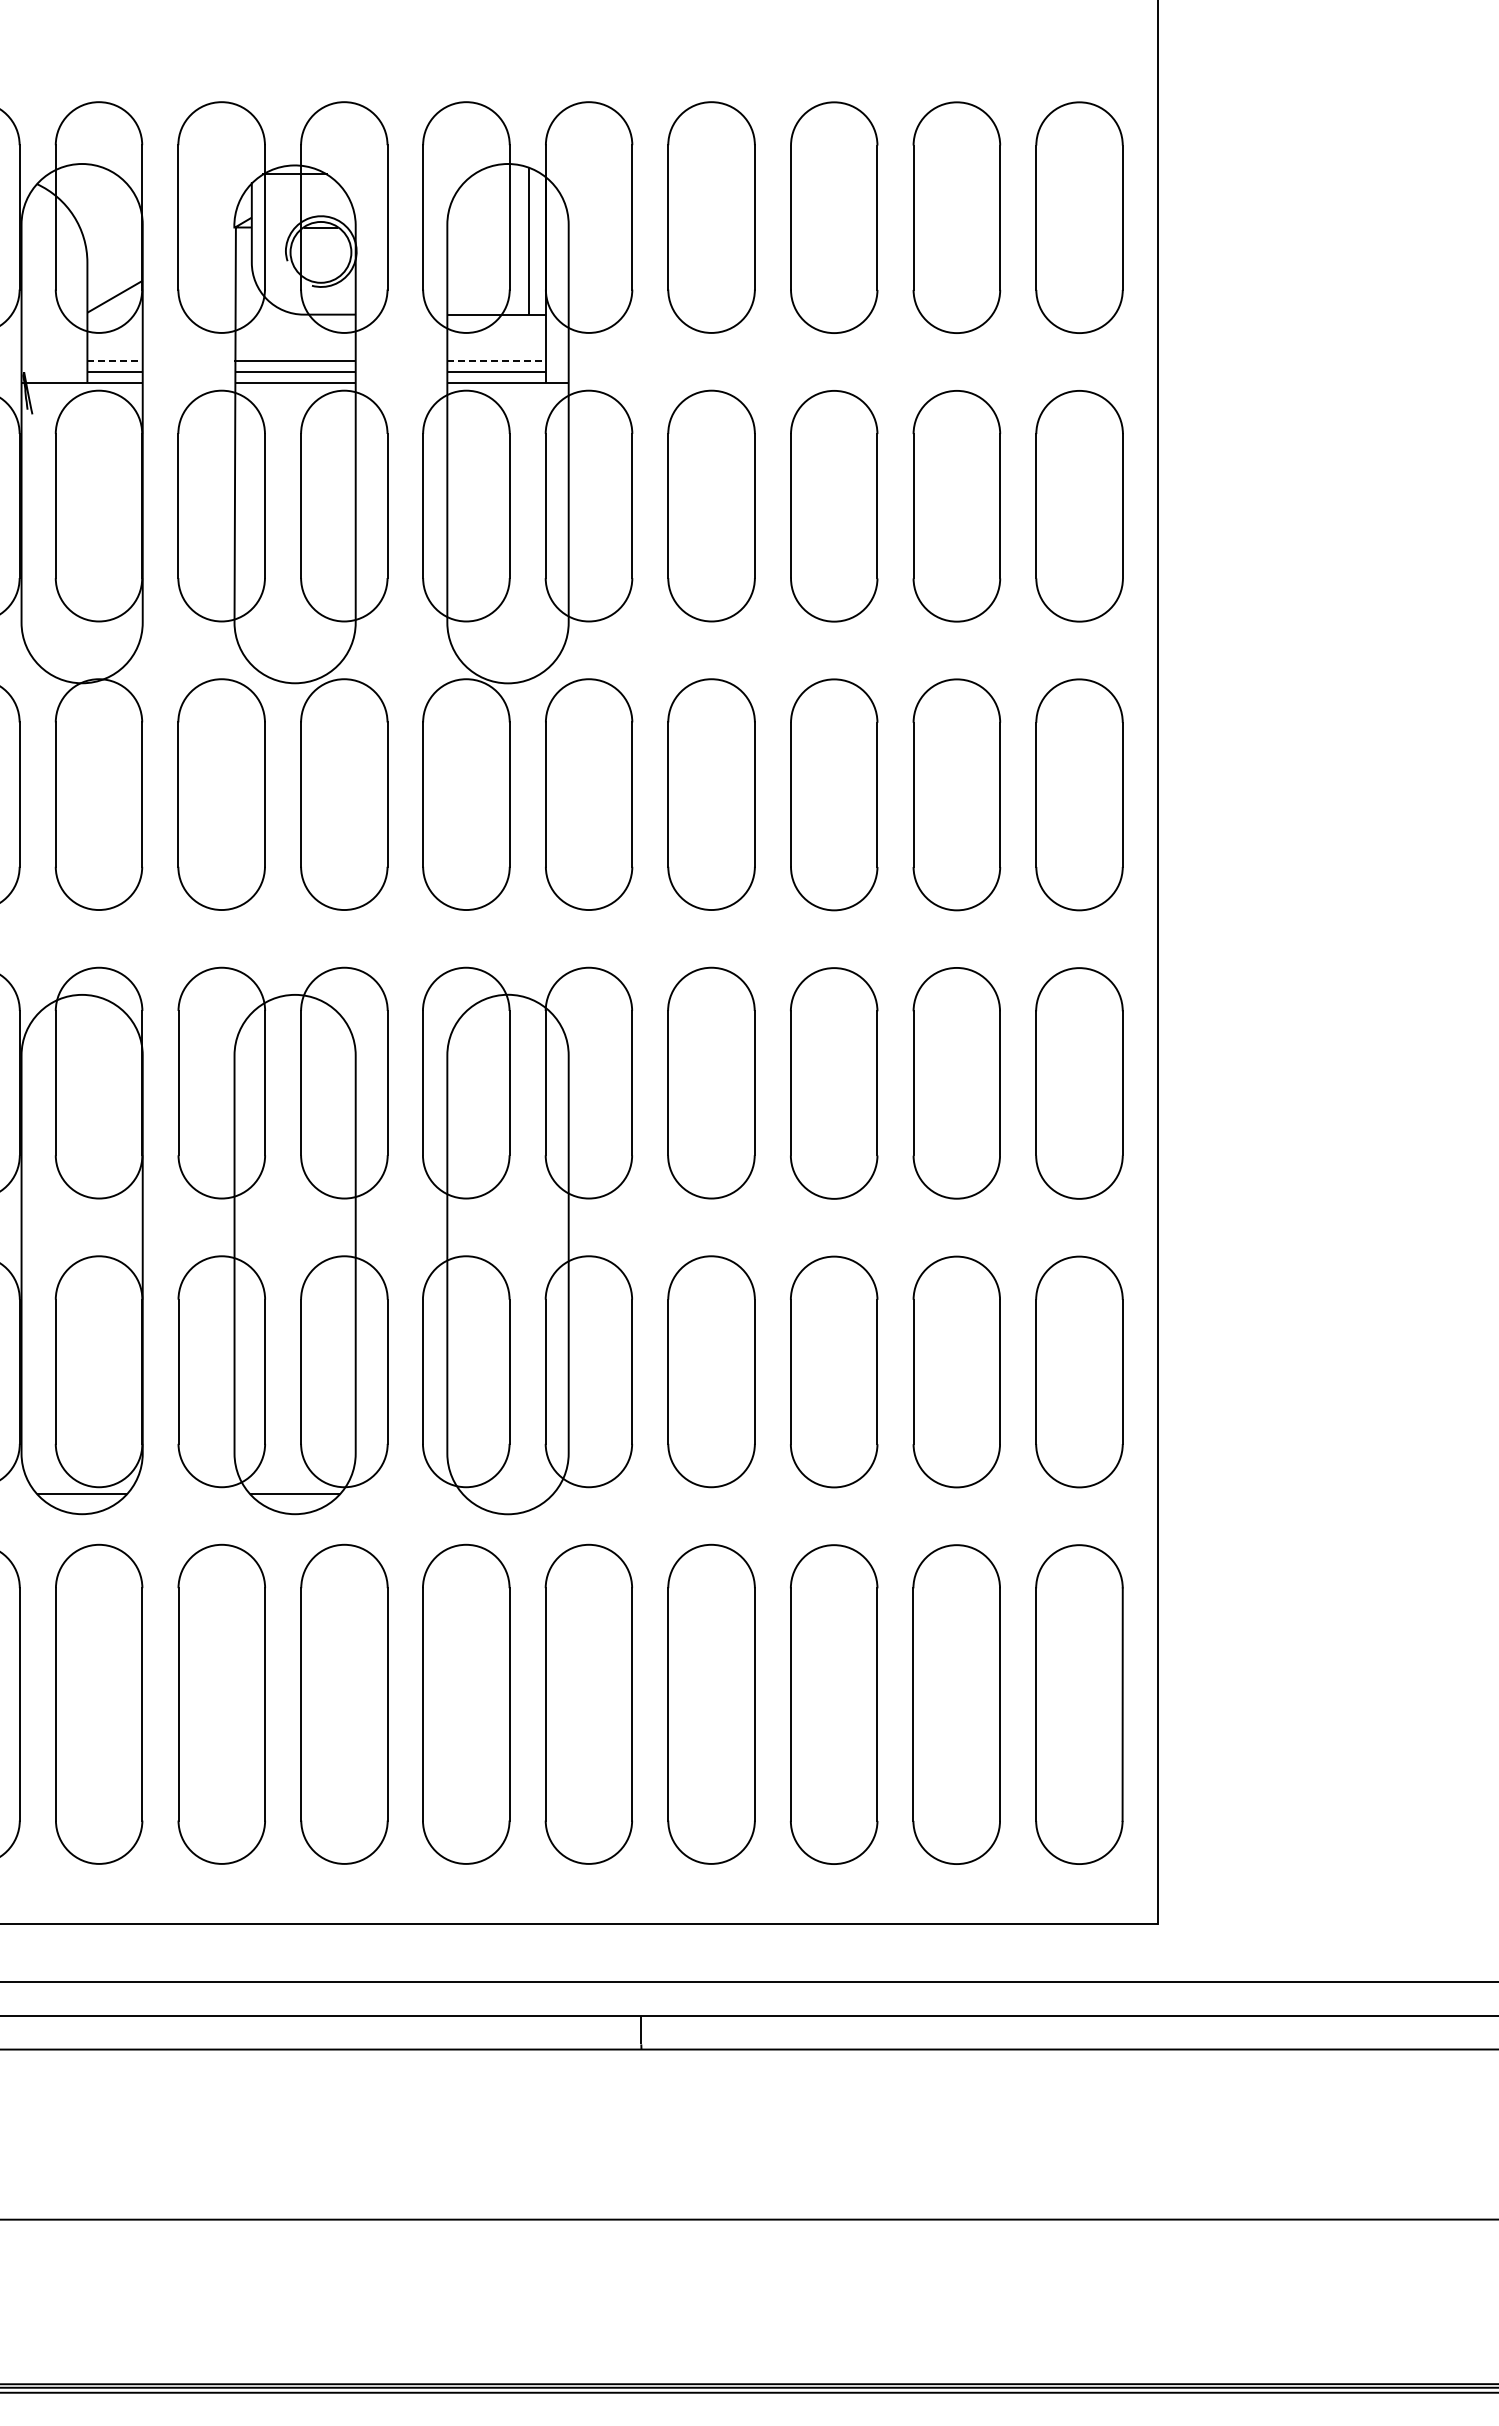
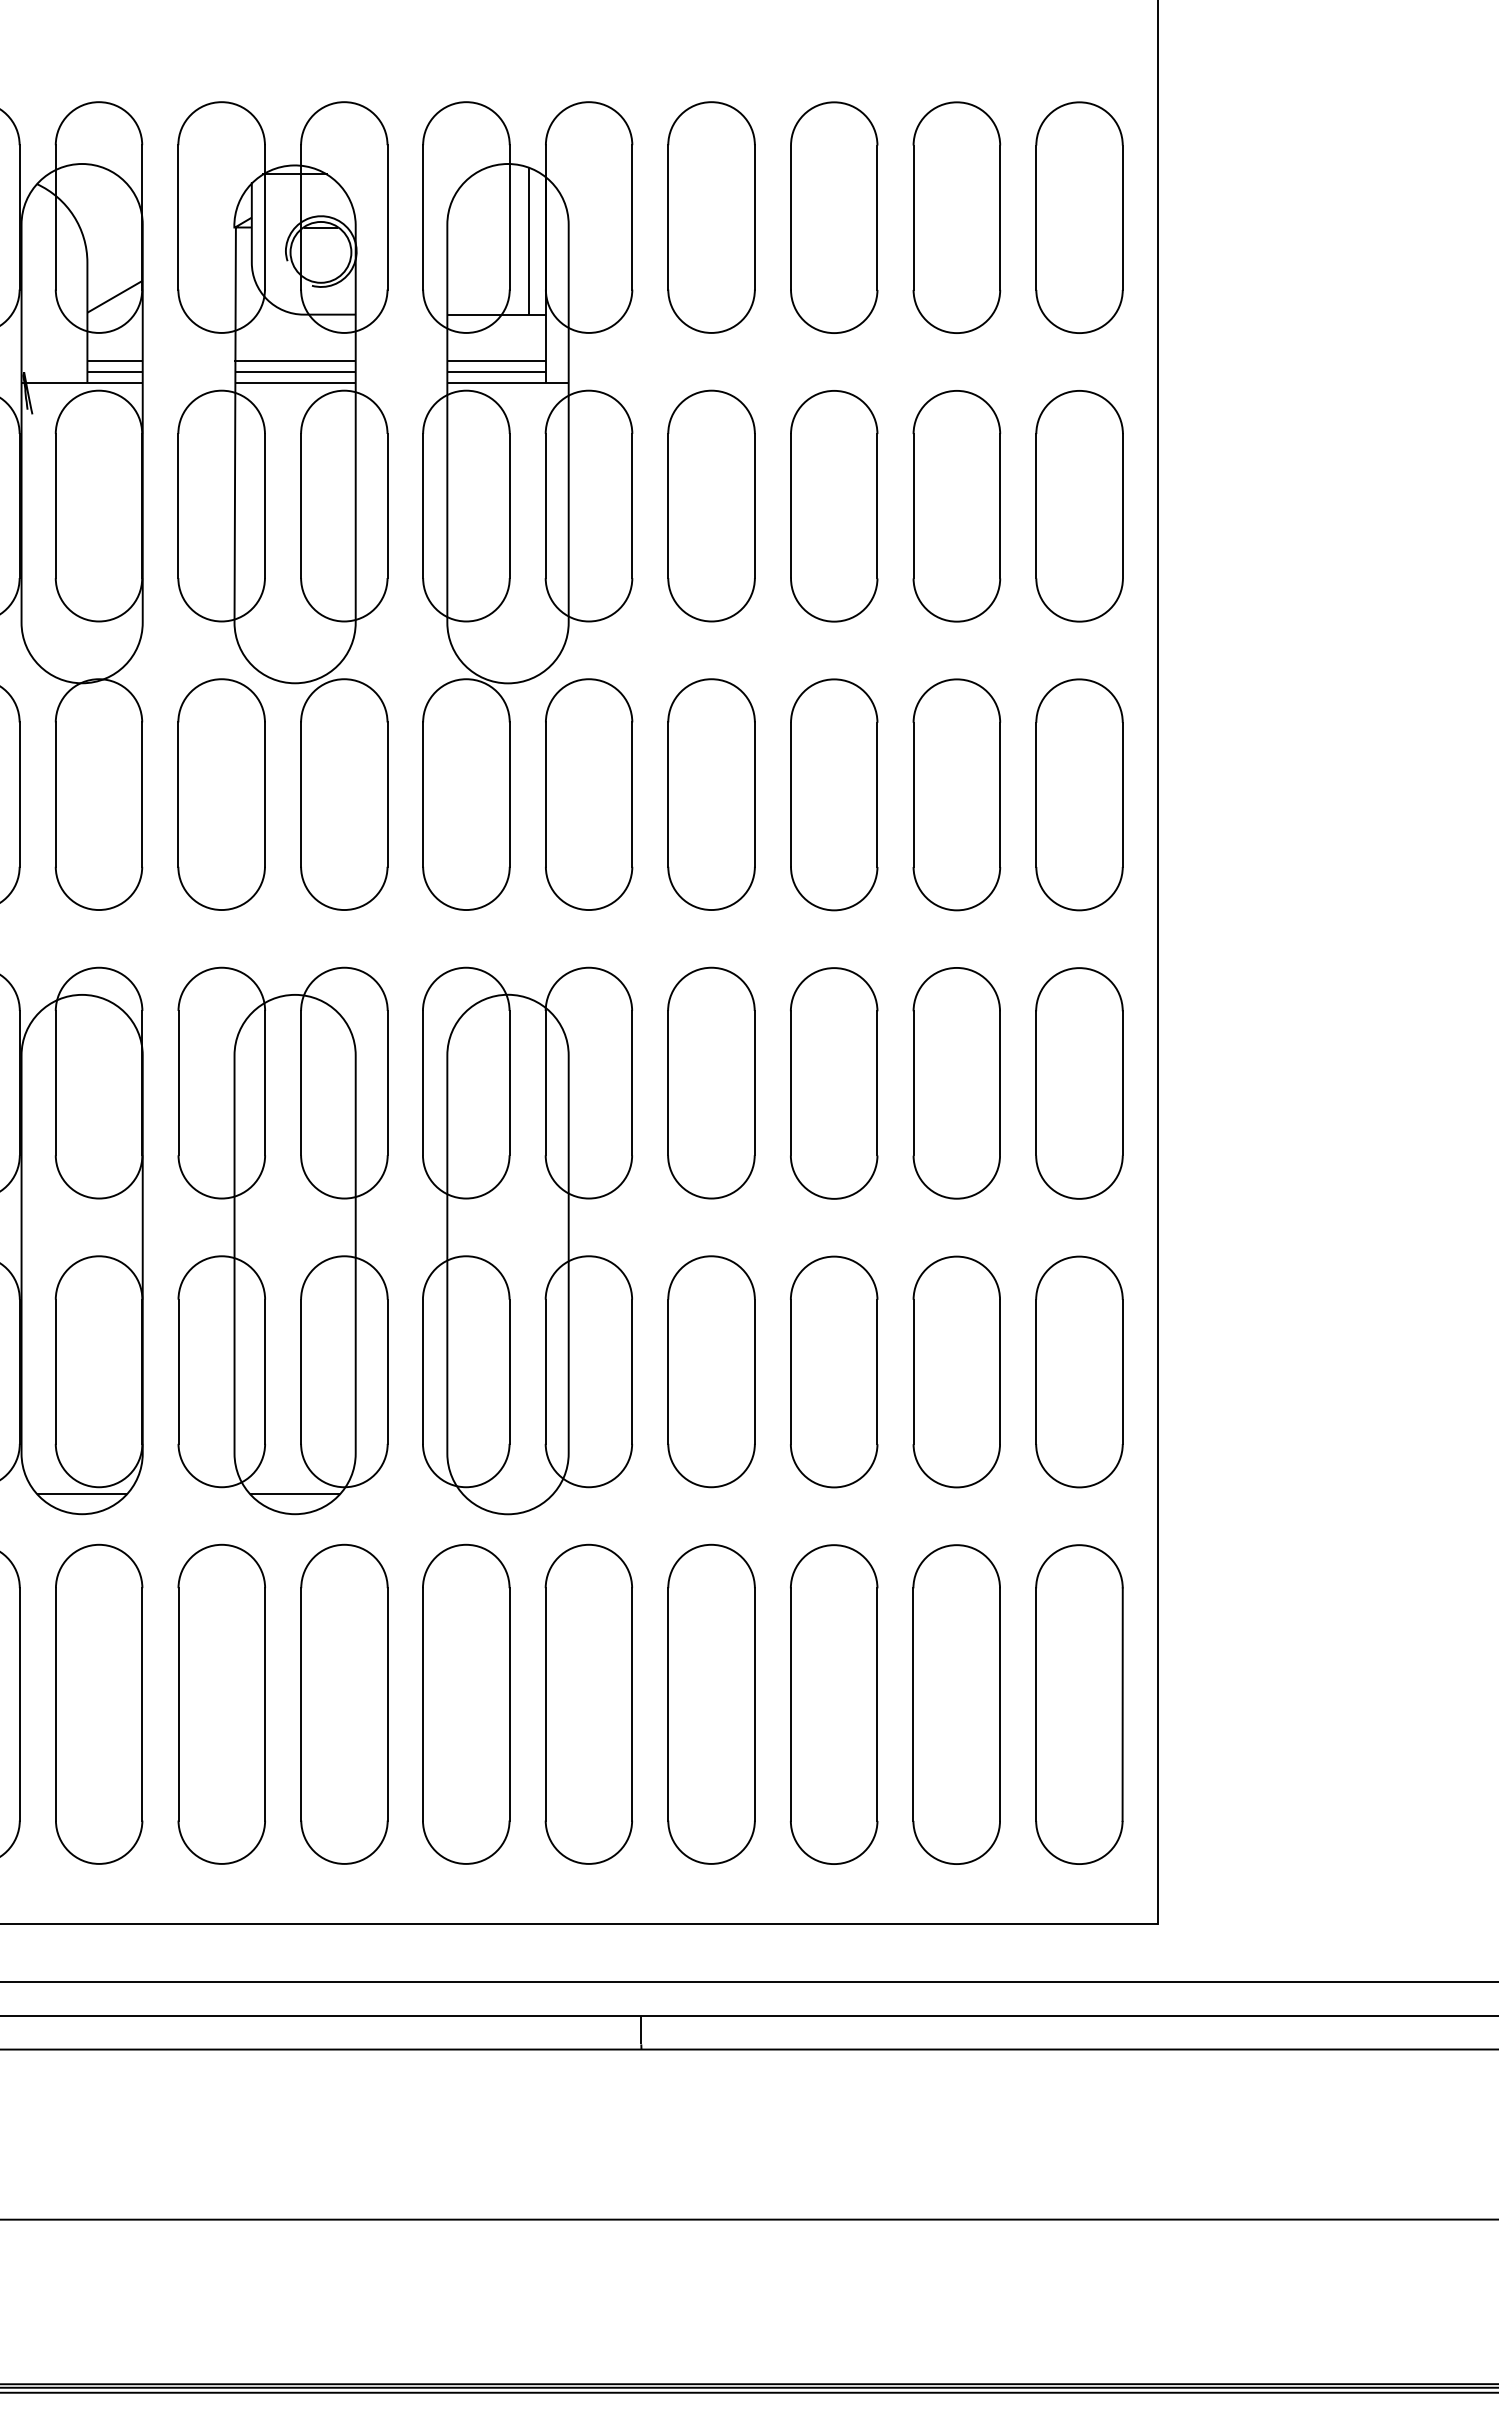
line: dashed -> solid (115, 361)
line: dashed -> solid (497, 361)
